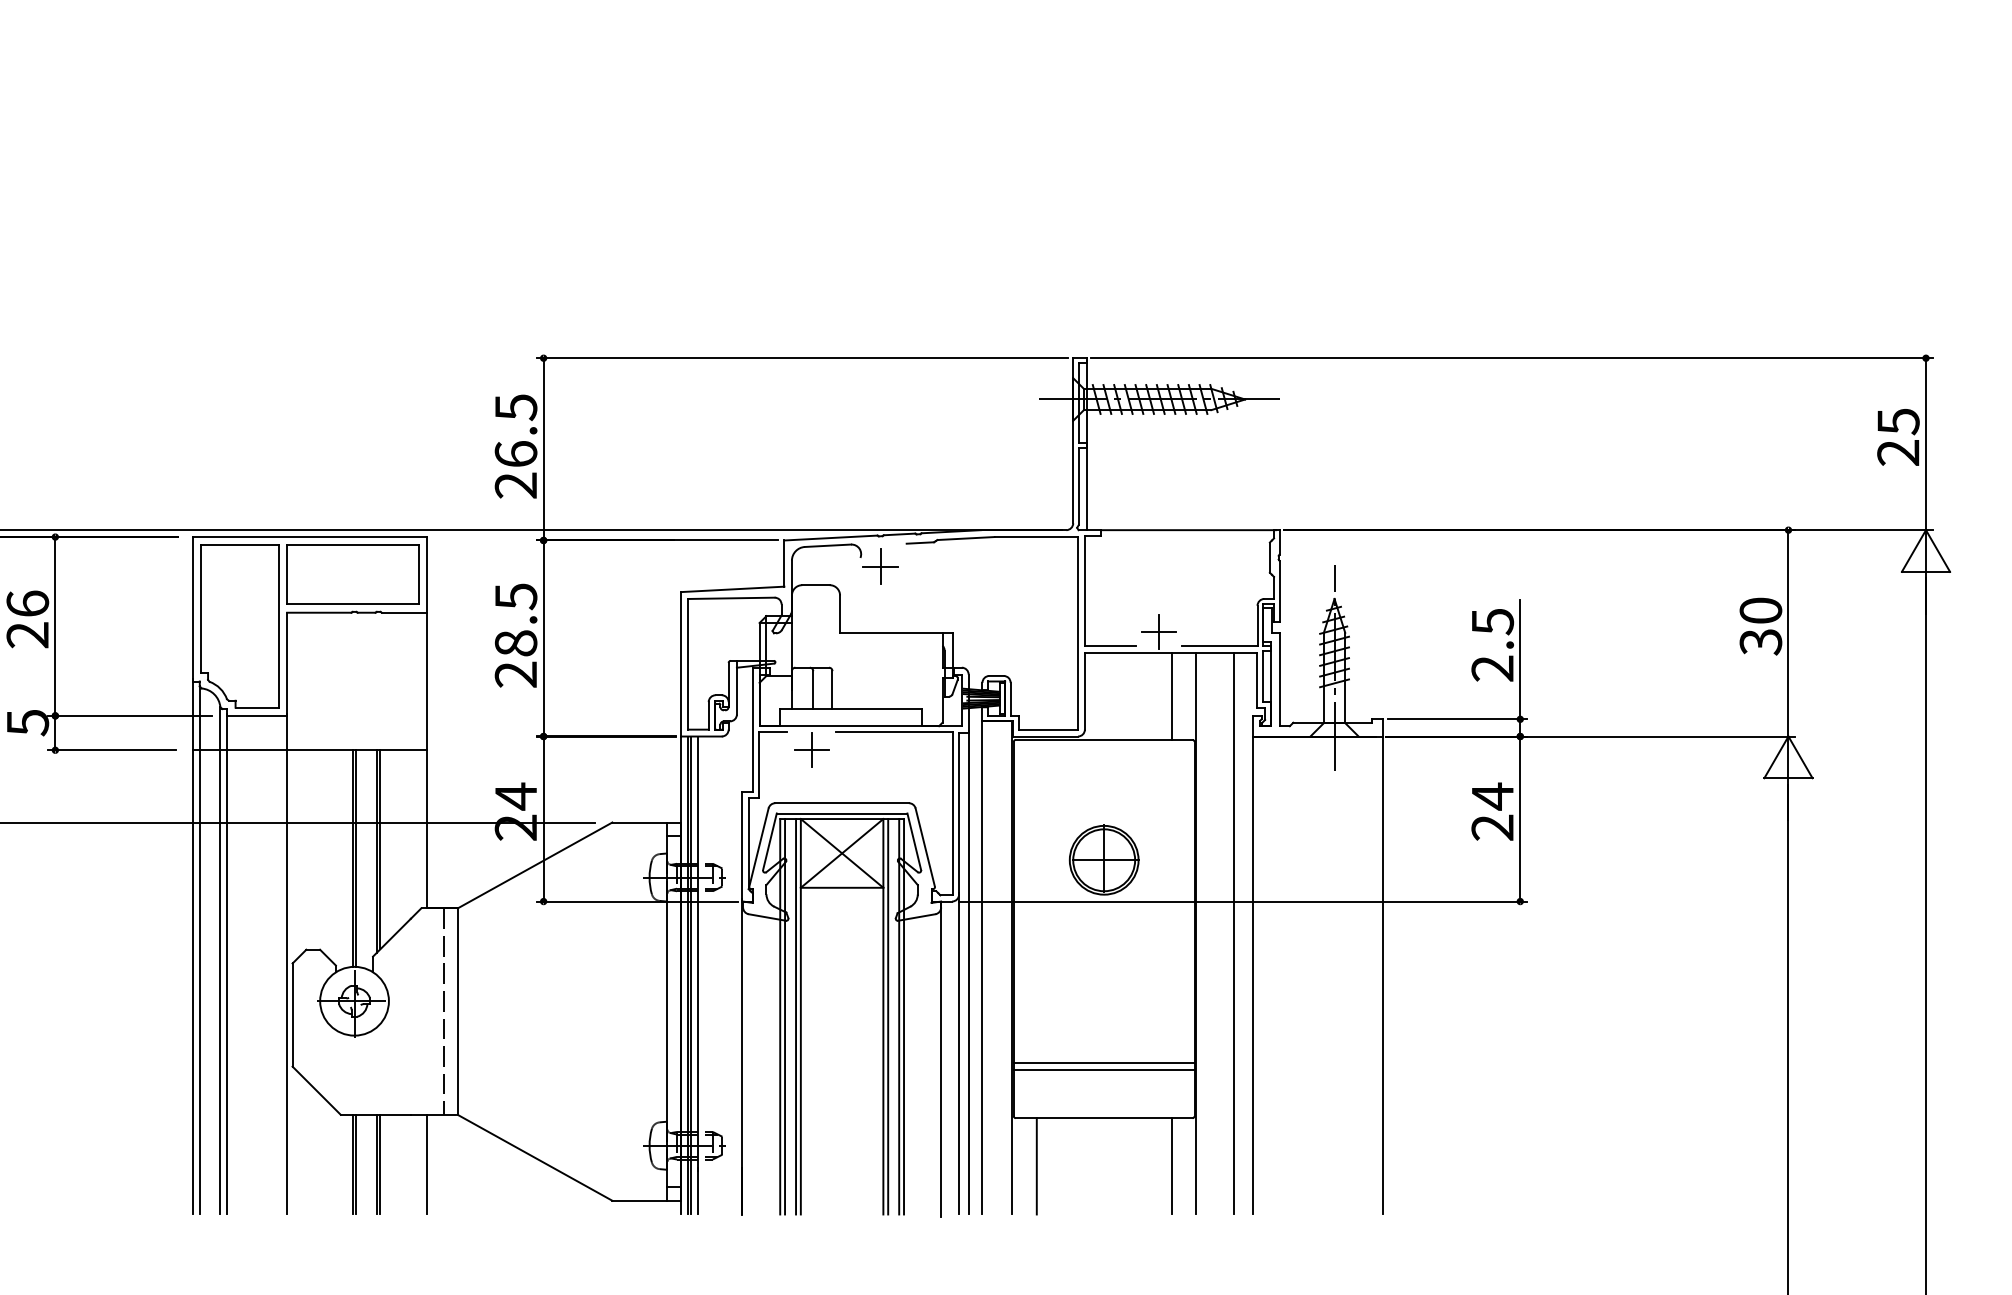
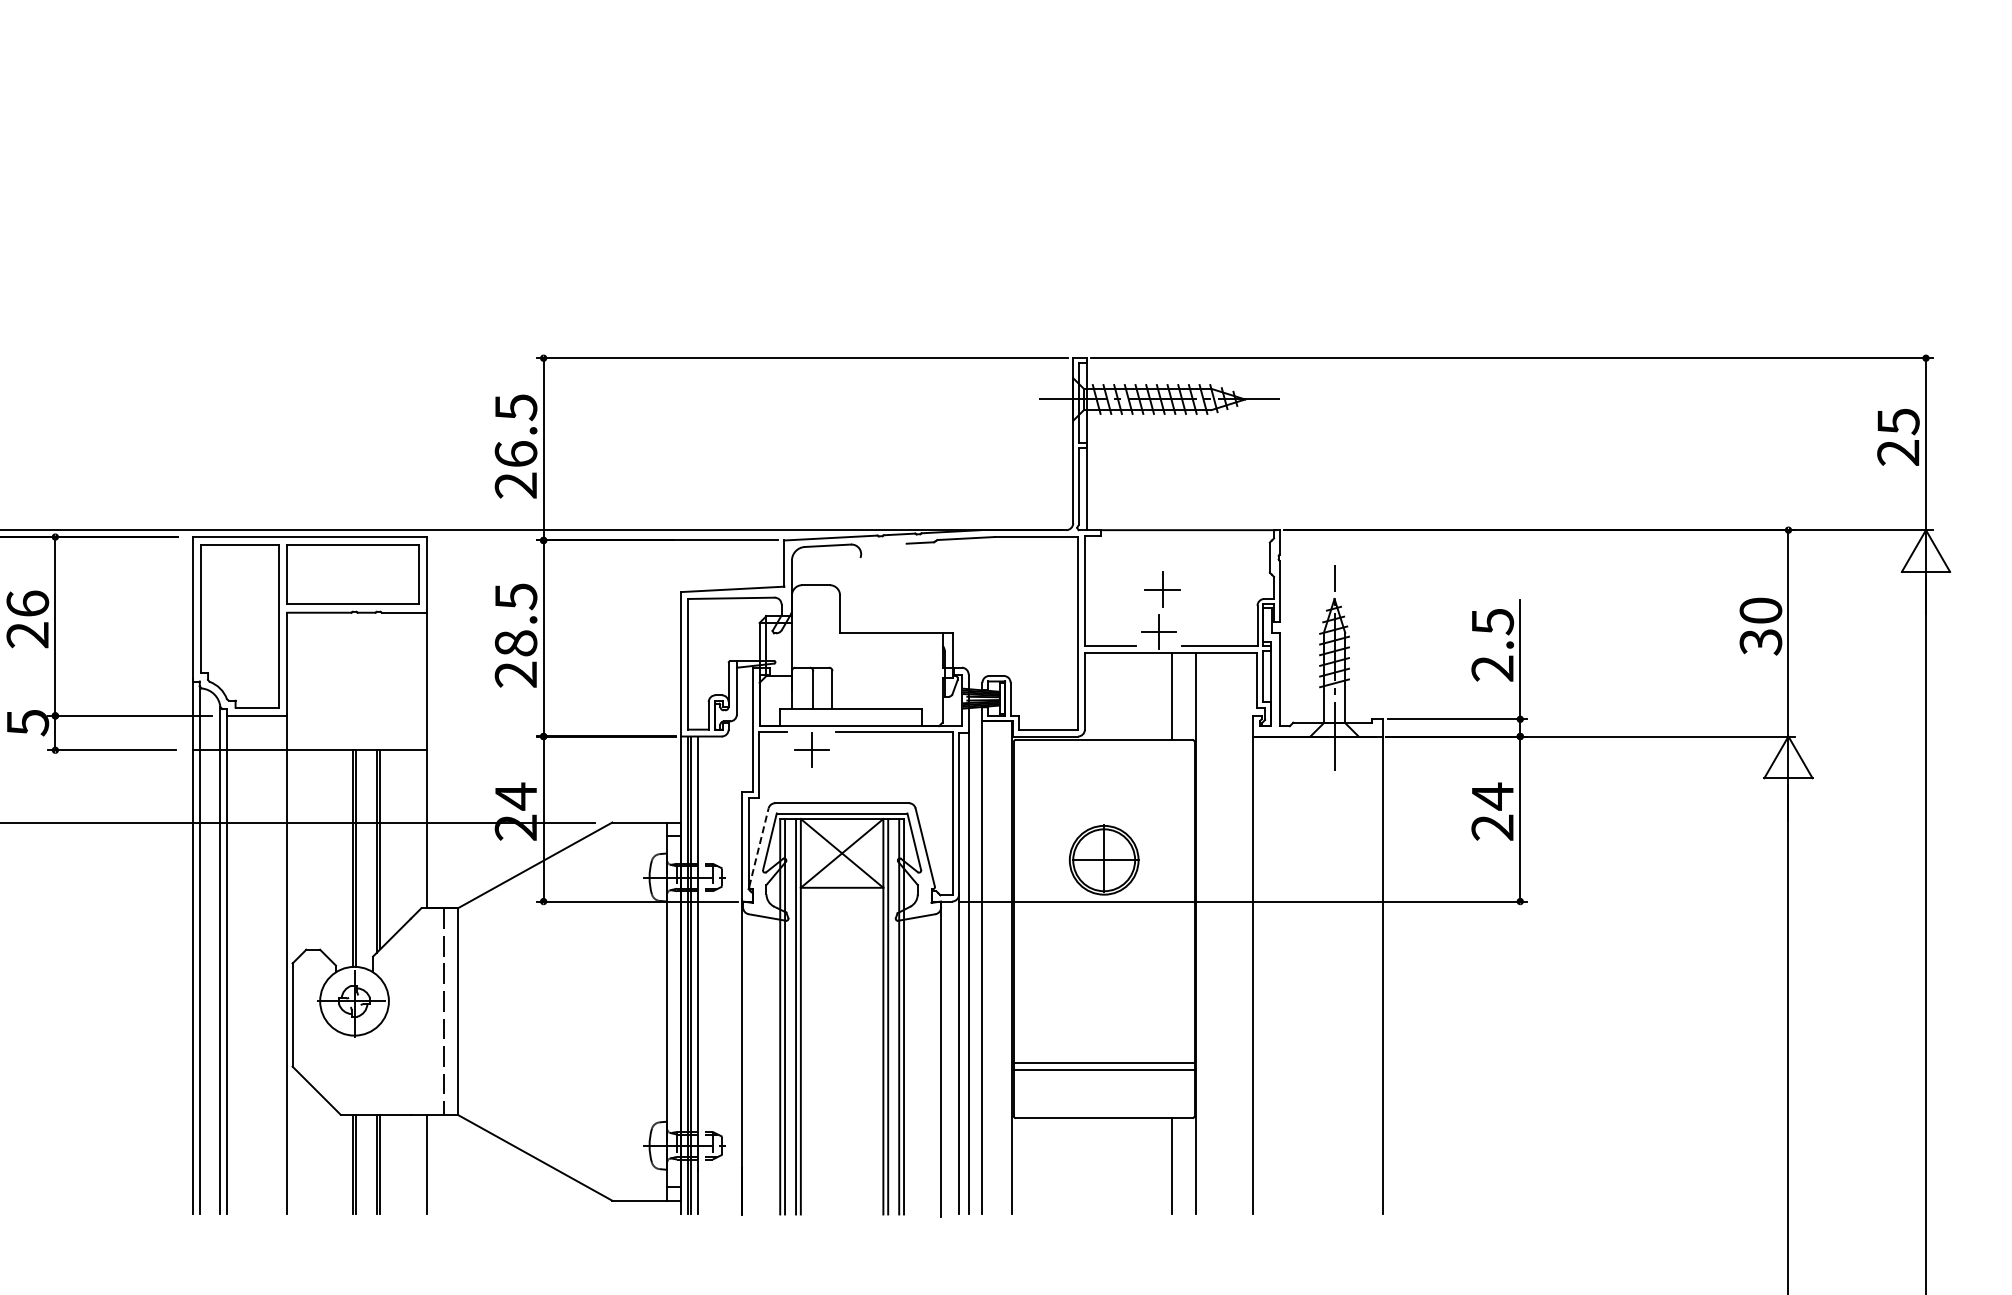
part position: (880, 566) -> (1162, 589) (1162, 589)
line: solid -> dashed (759, 847)
line: present -> none (1234, 933)
line: present -> none (1036, 1166)
